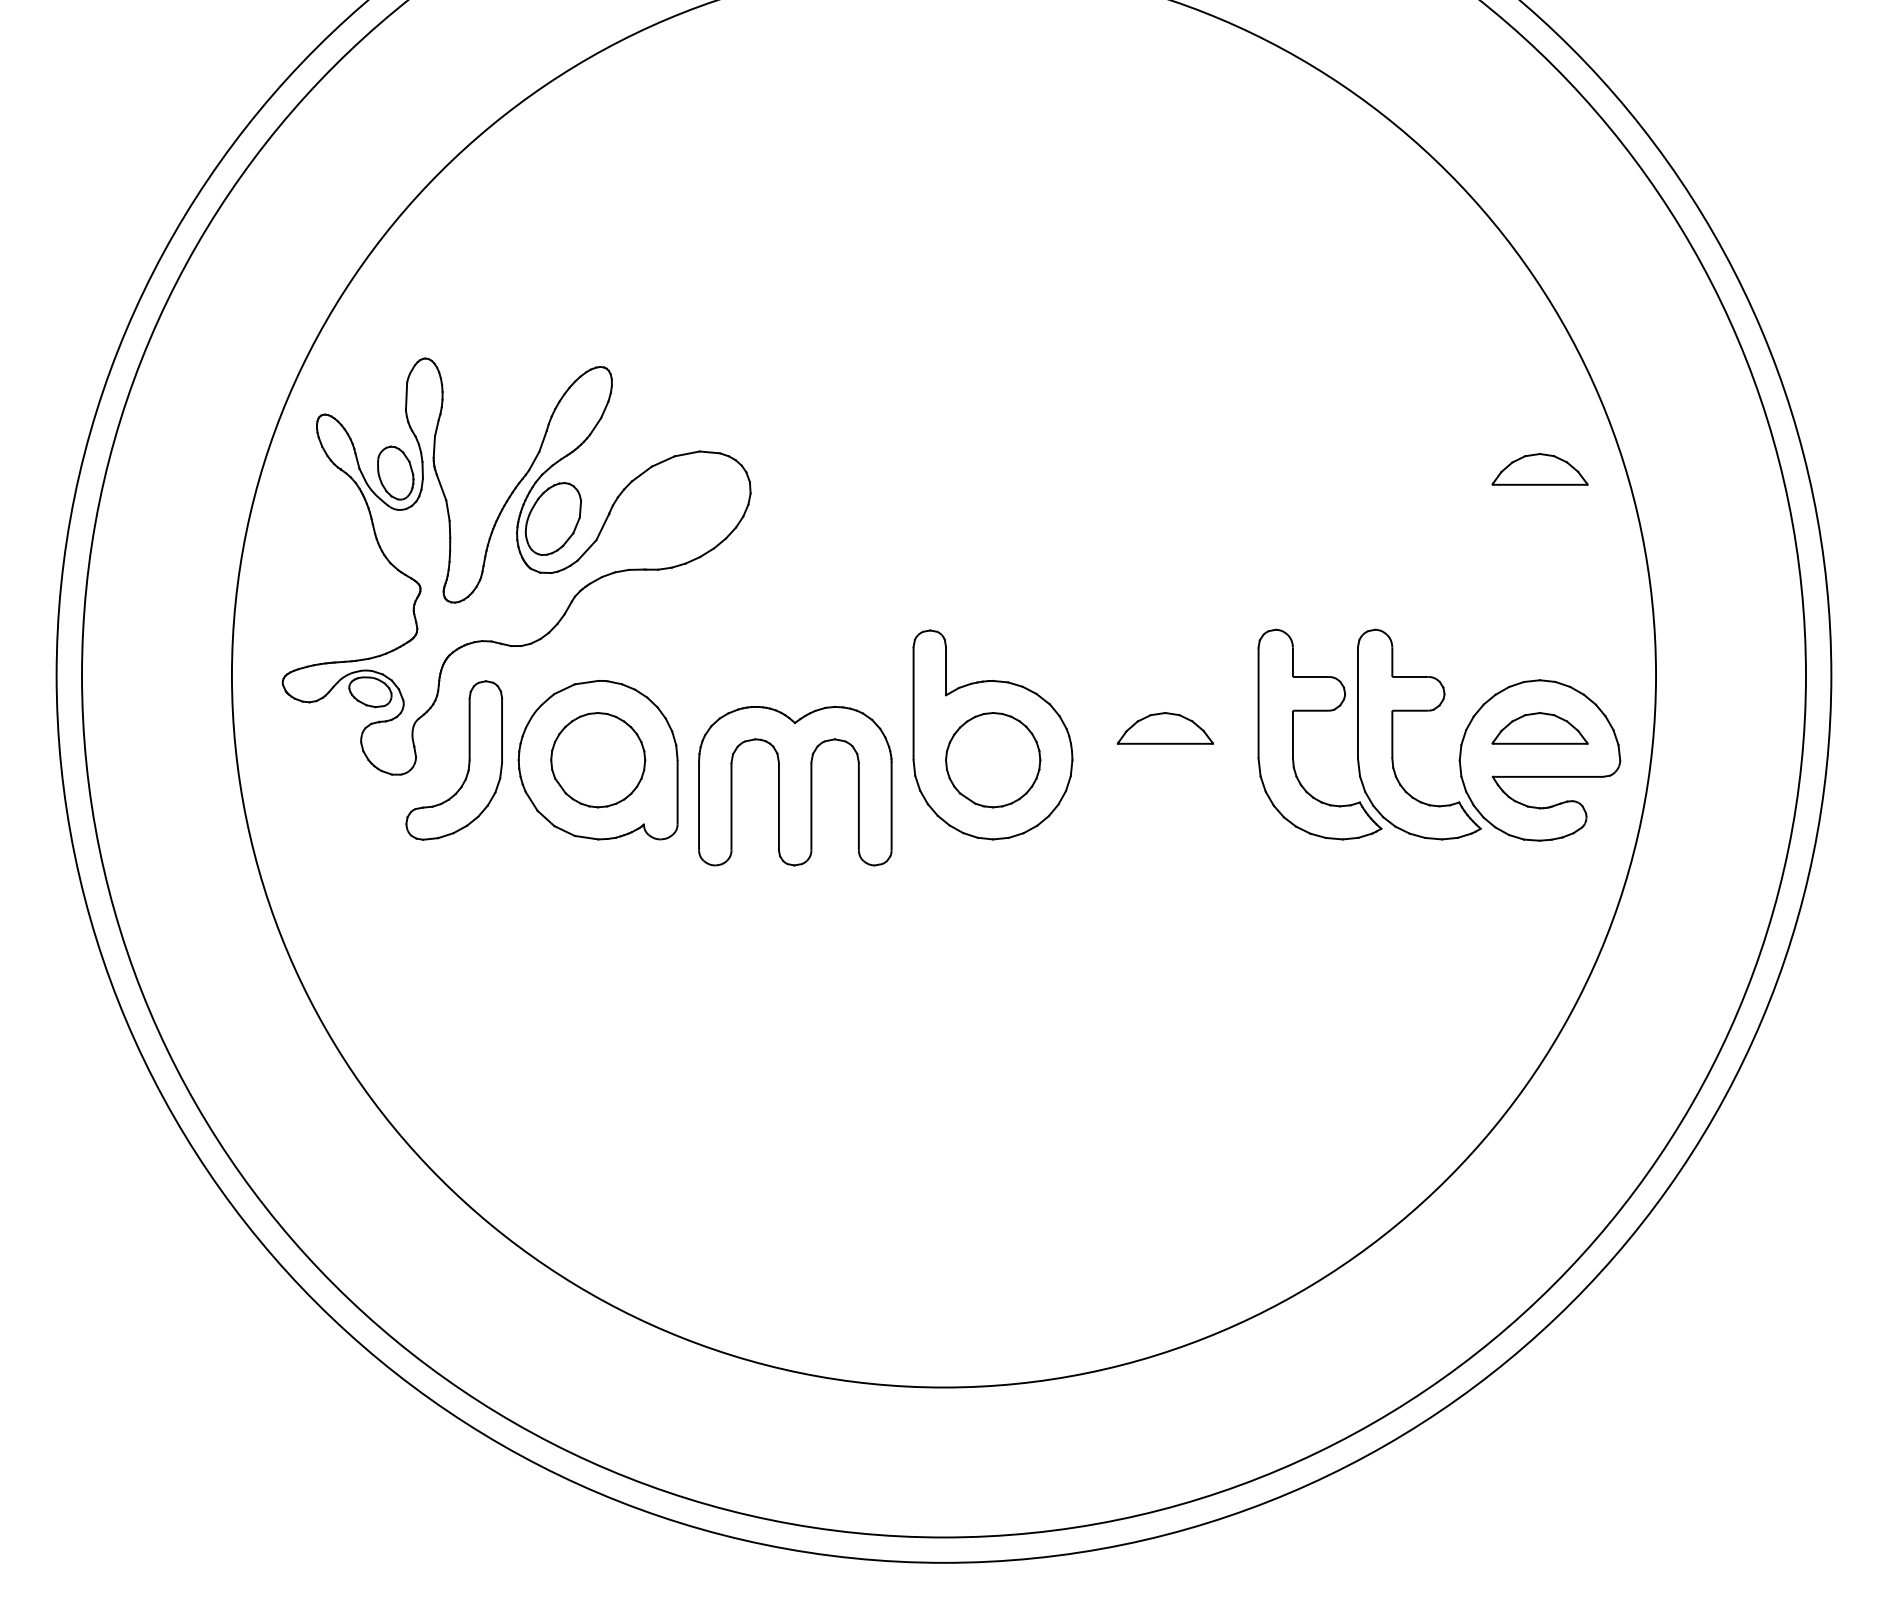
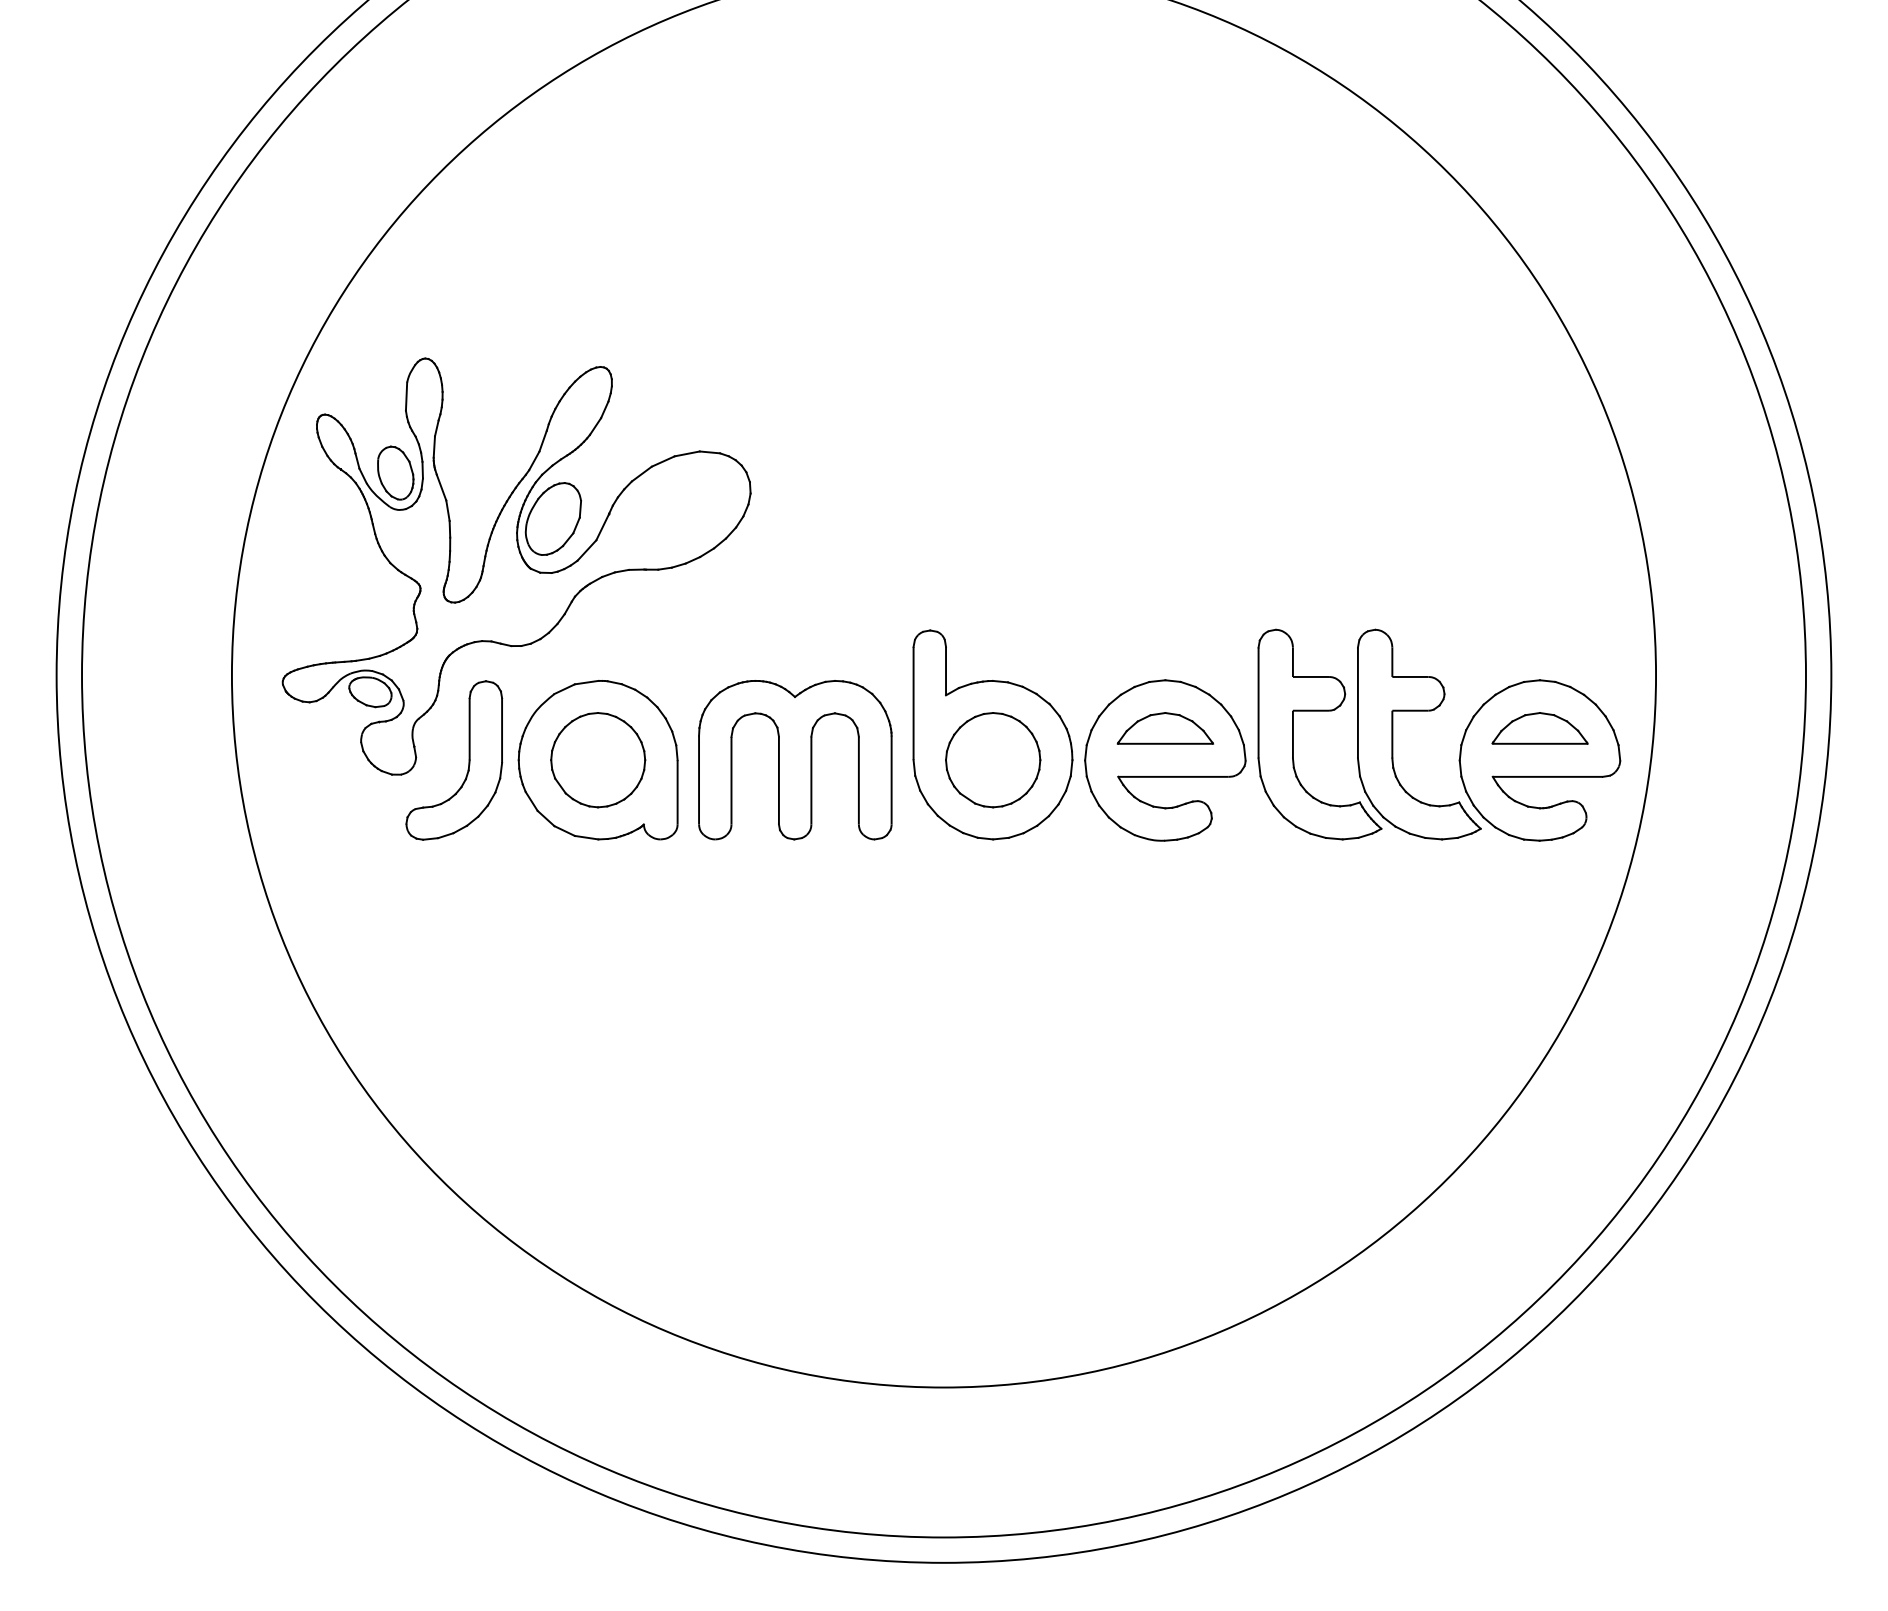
part: present -> none (1539, 469)
part: none -> present (1165, 760)
part position: (795, 786) -> (795, 760) (795, 760)
